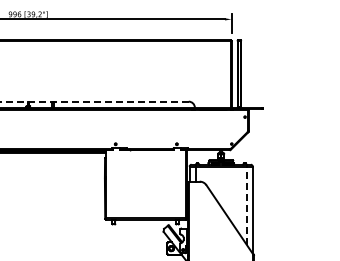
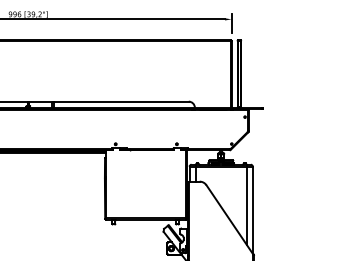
line: dashed -> solid (94, 101)
line: dashed -> solid (246, 205)
